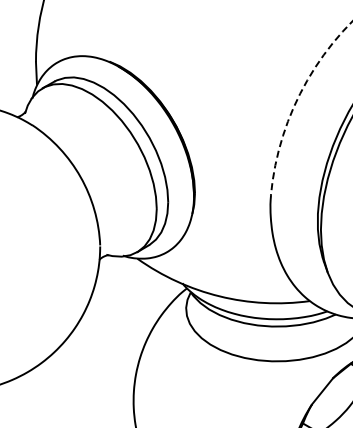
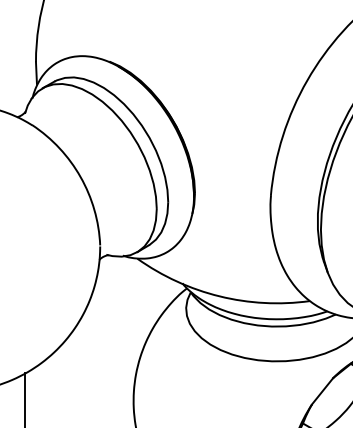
arc: dashed -> solid (296, 101)
line: none -> present (25, 398)
